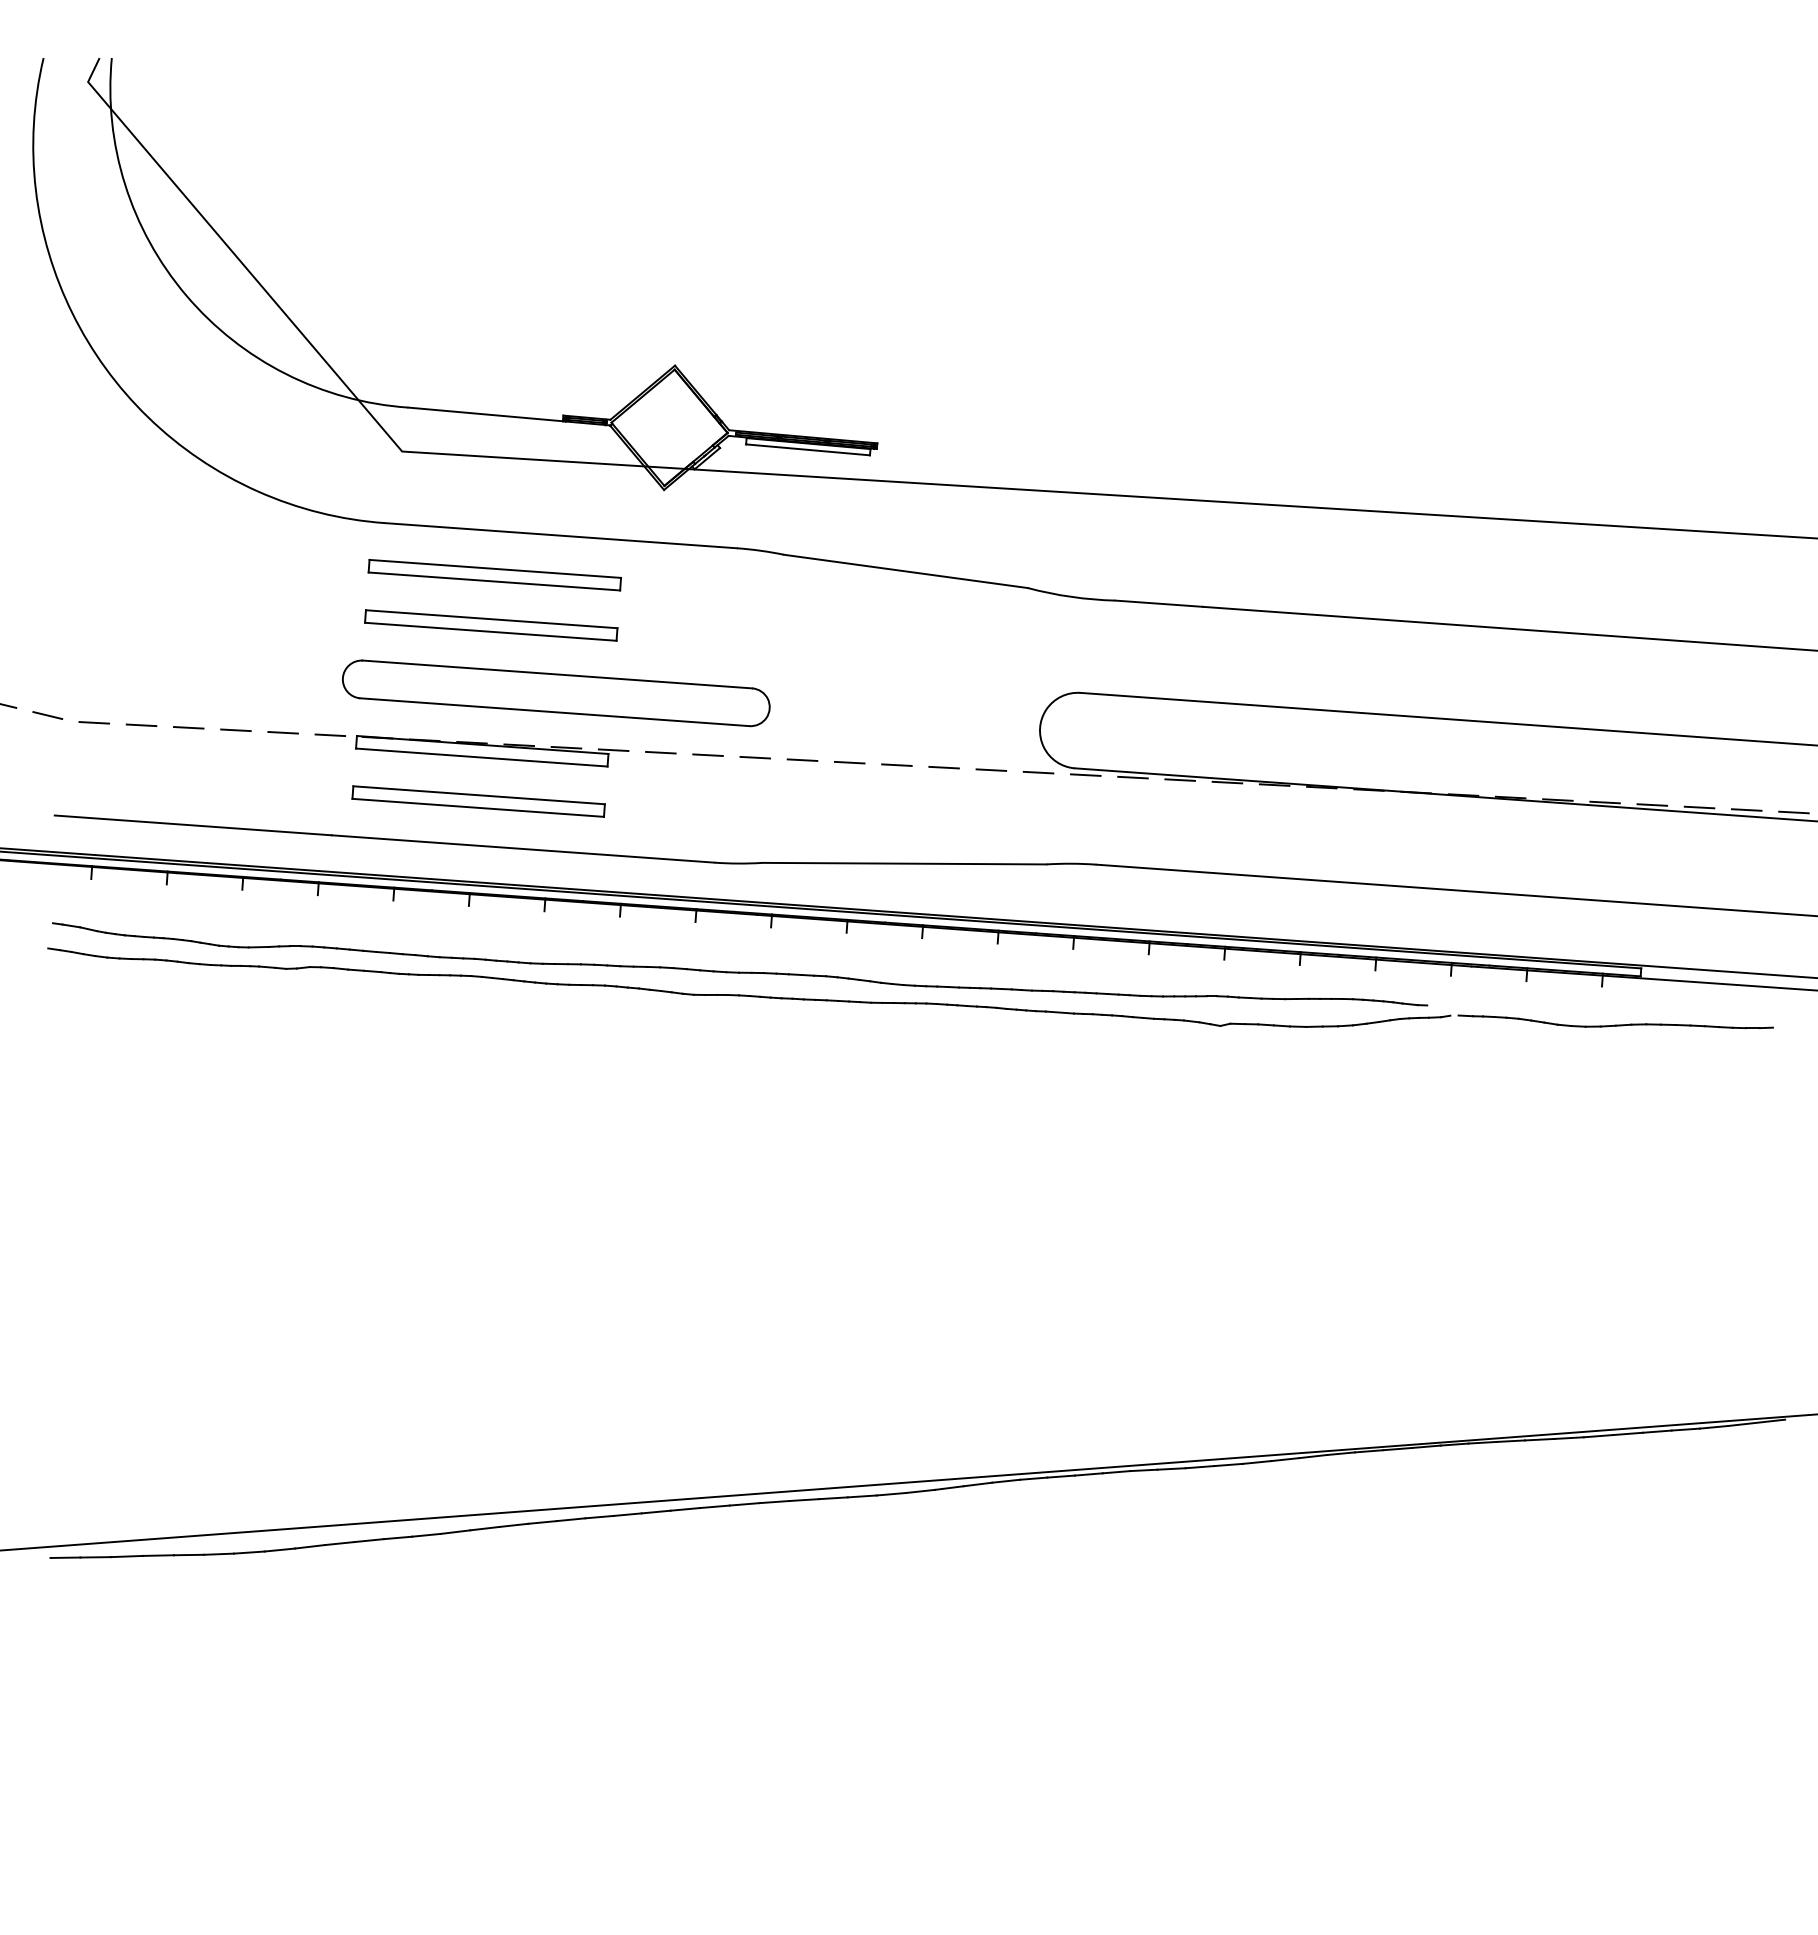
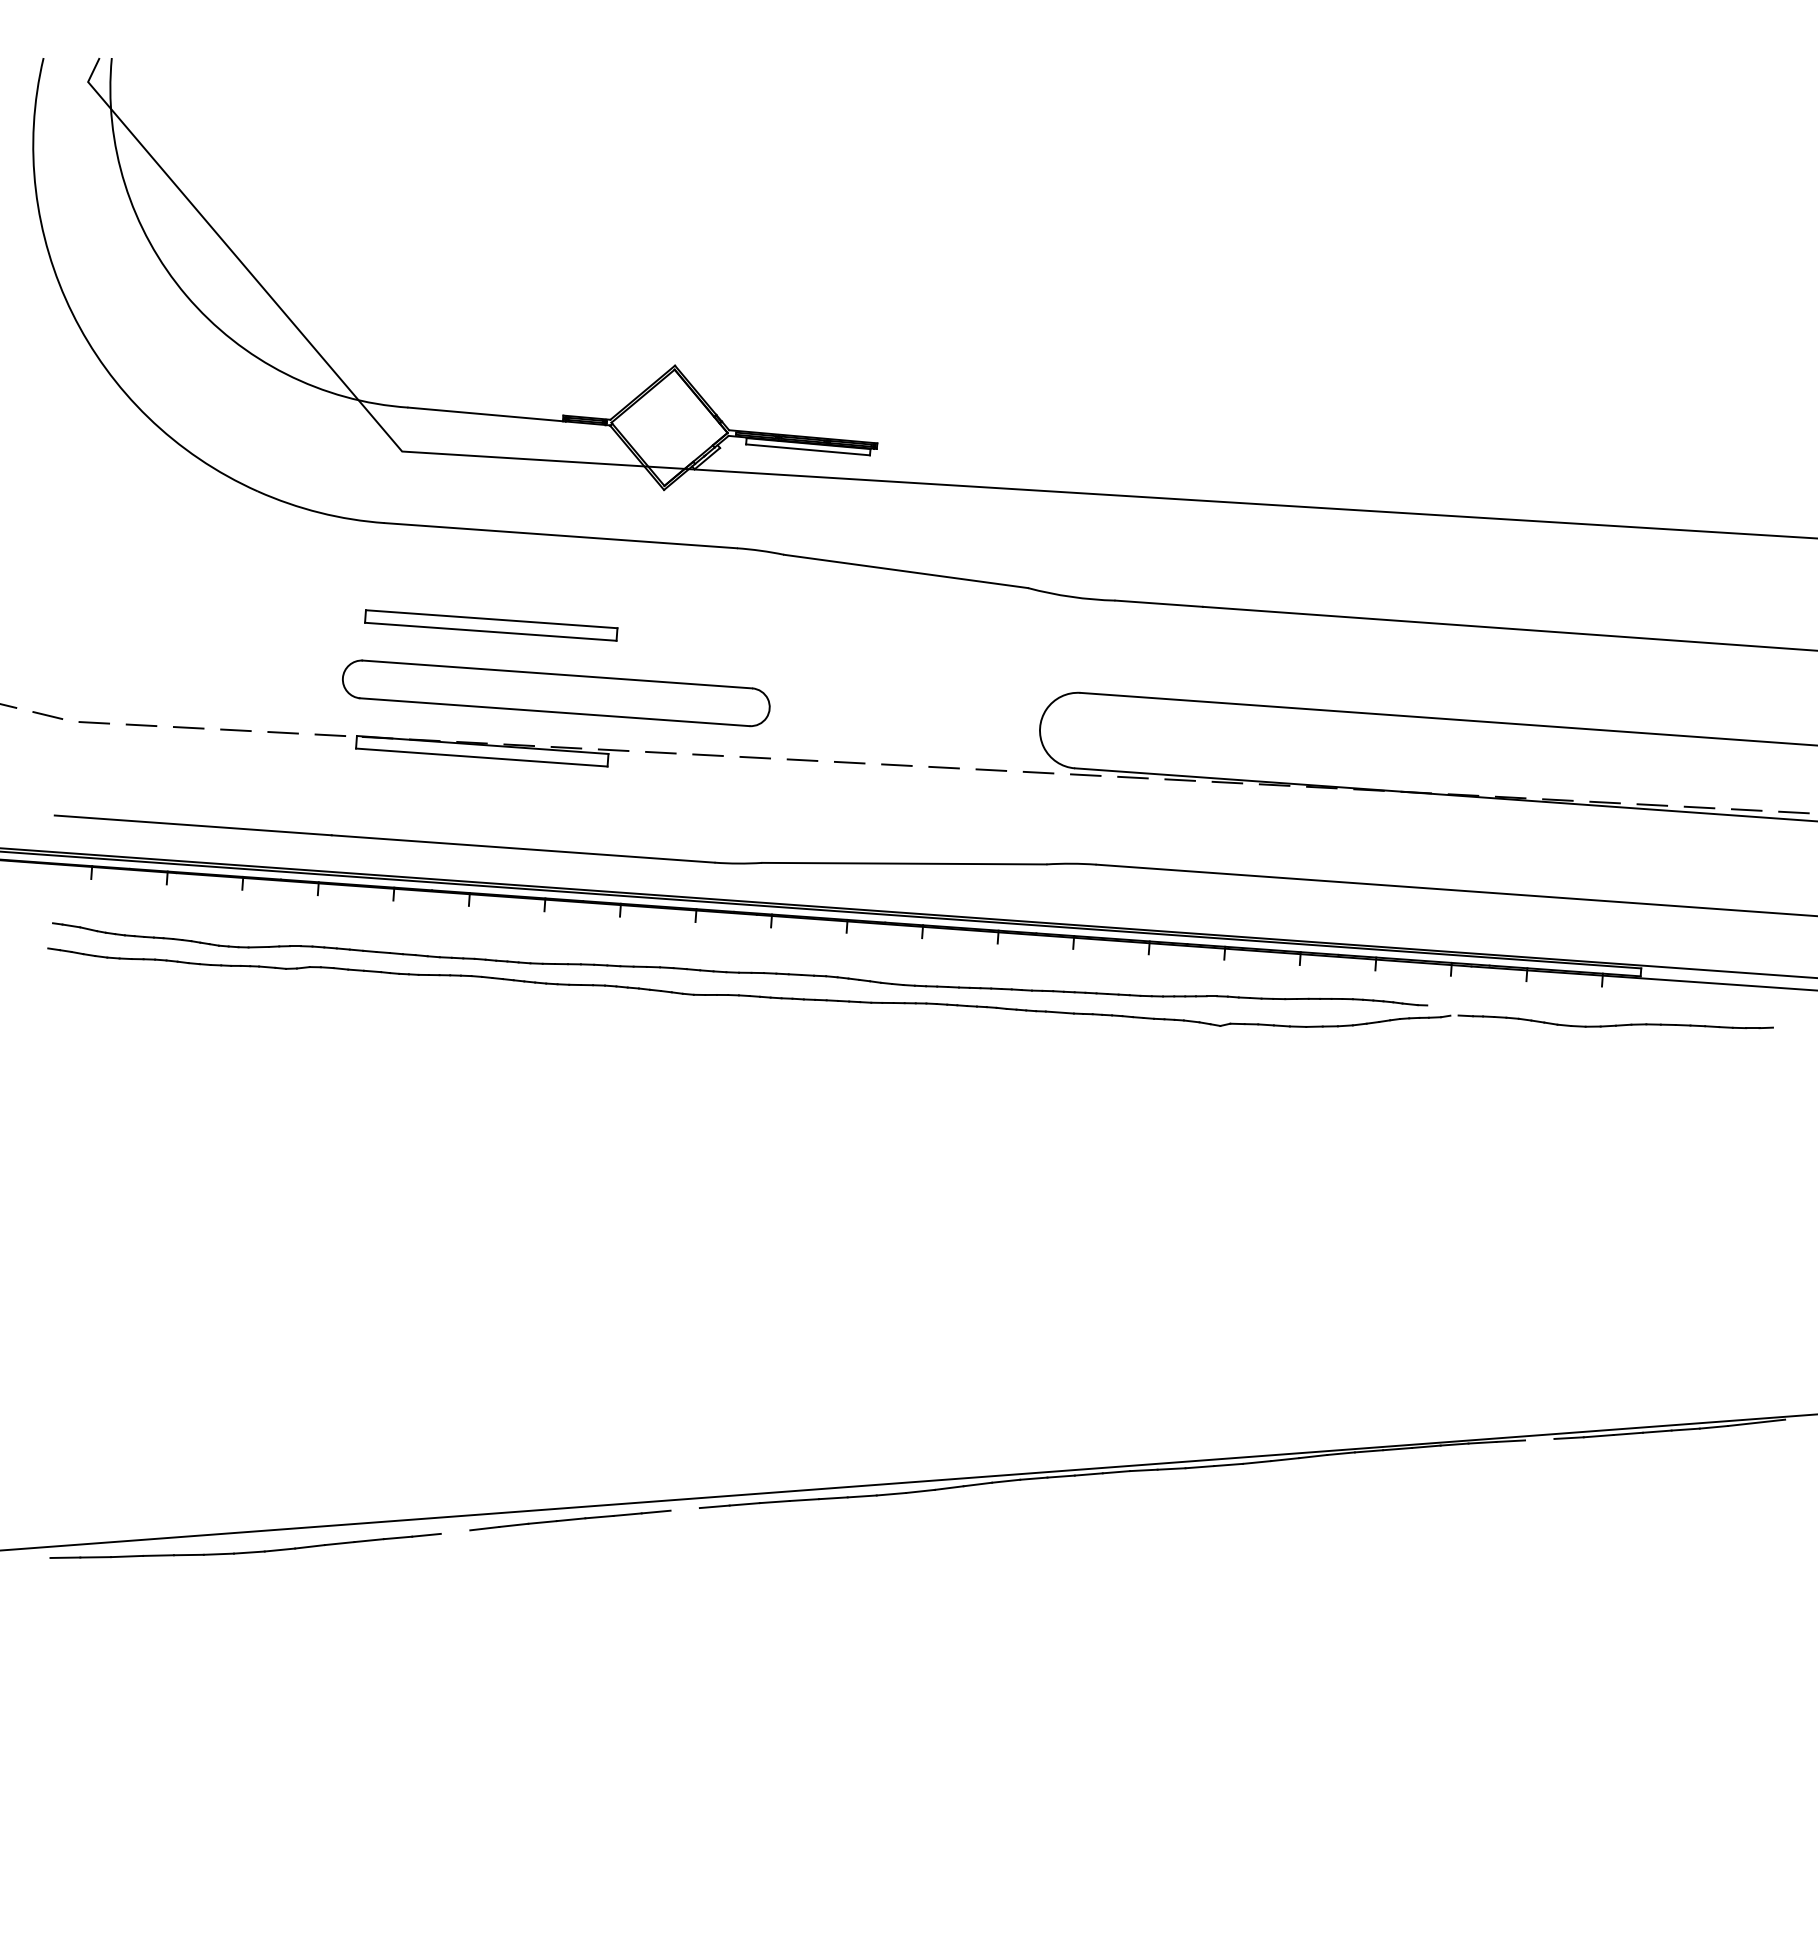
part: present -> none (494, 575)
part: present -> none (478, 801)
line: present -> none (1539, 1439)
line: present -> none (684, 1509)
line: present -> none (455, 1531)
